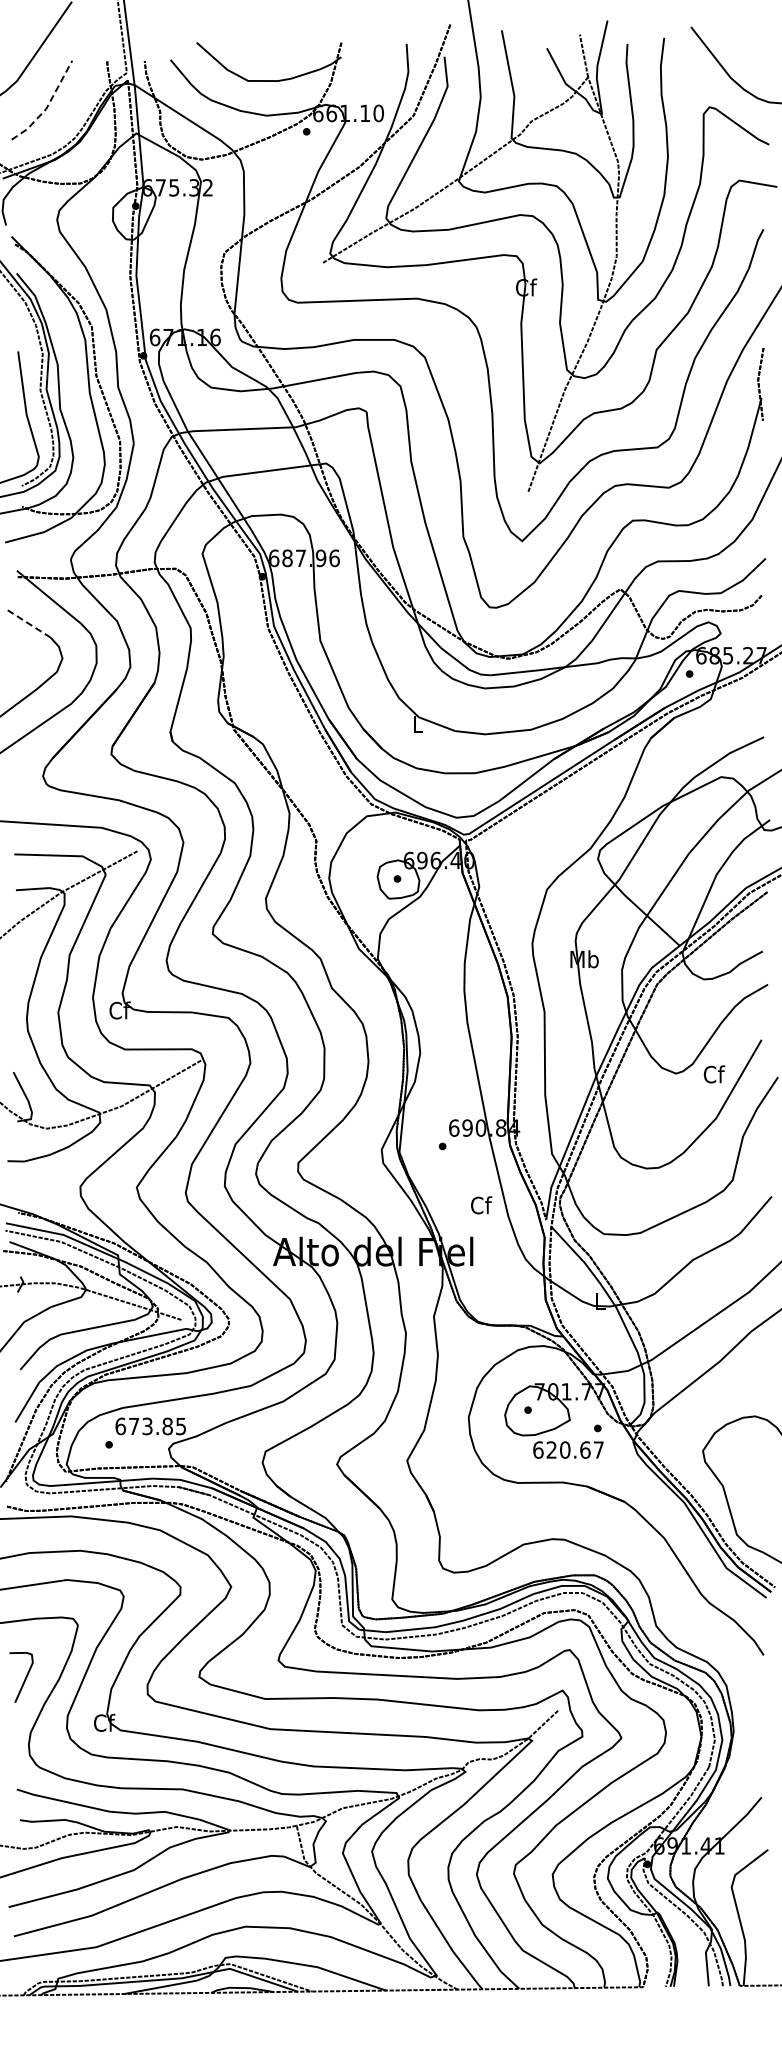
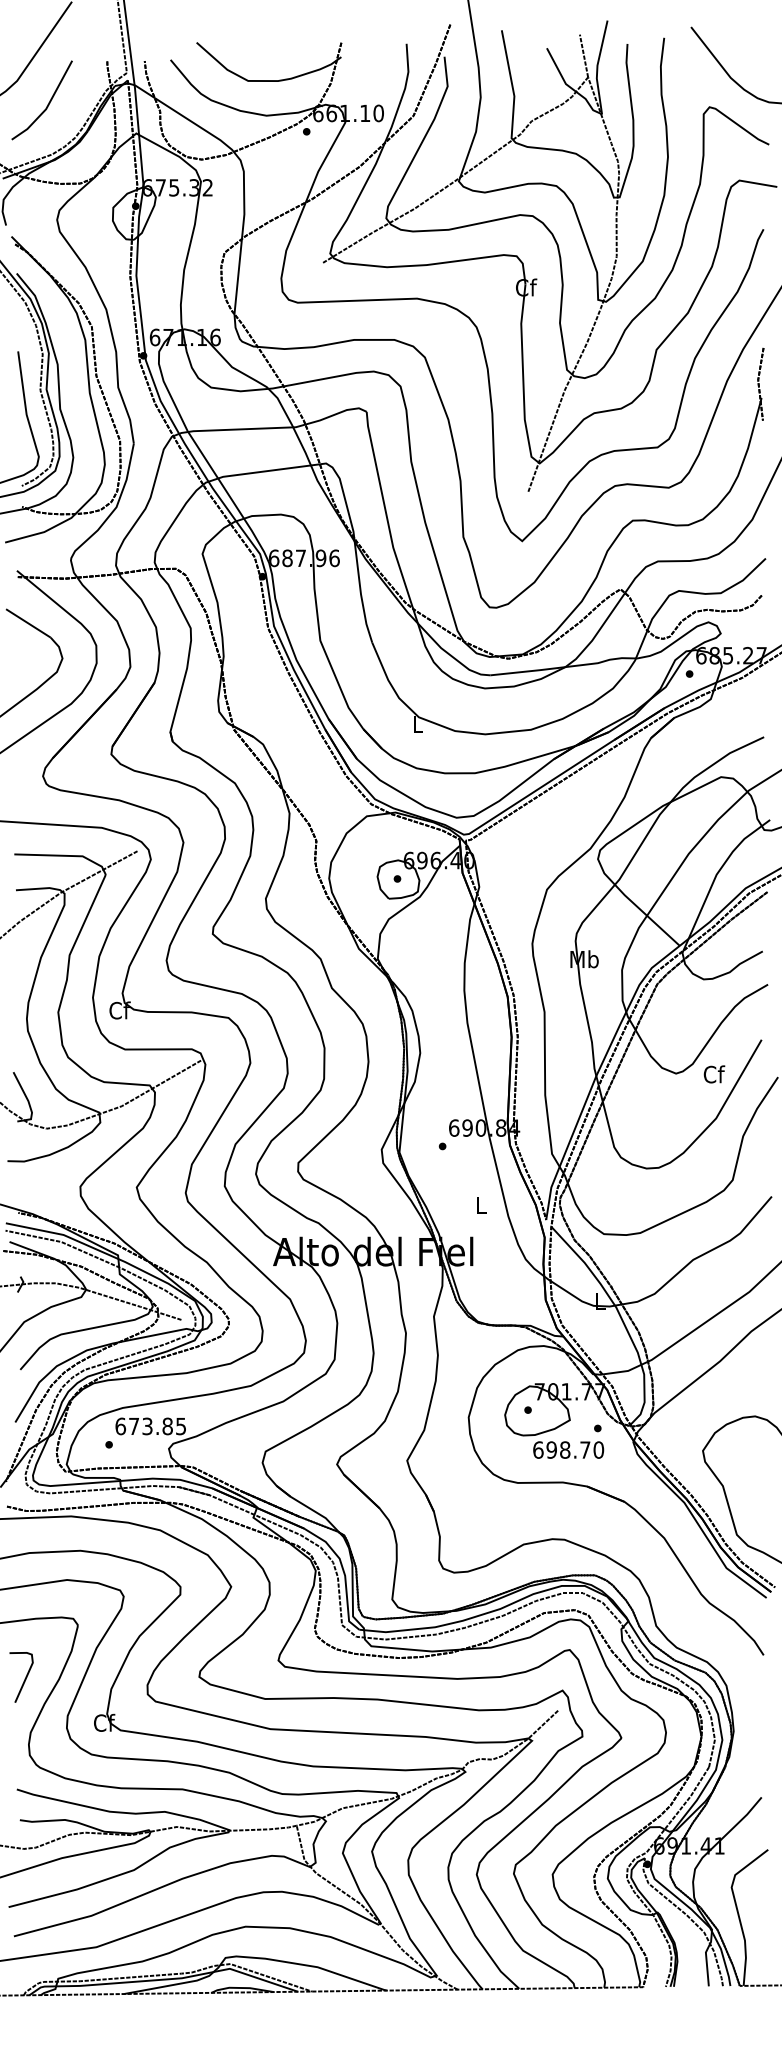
line: dashed -> solid (47, 105)
line: dashed -> solid (28, 623)
text: Cf -> L (481, 1205)
text: 620.67 -> 698.70 (575, 1449)
